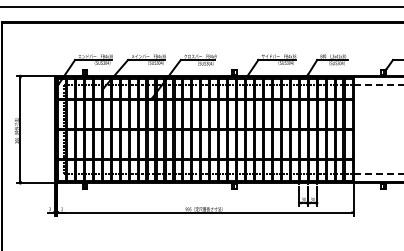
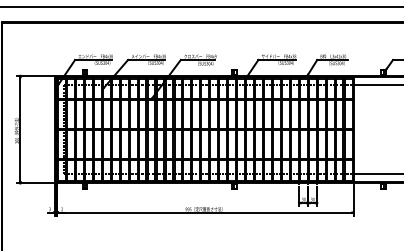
line: dashed -> solid (378, 84)
line: dashed -> solid (378, 174)
